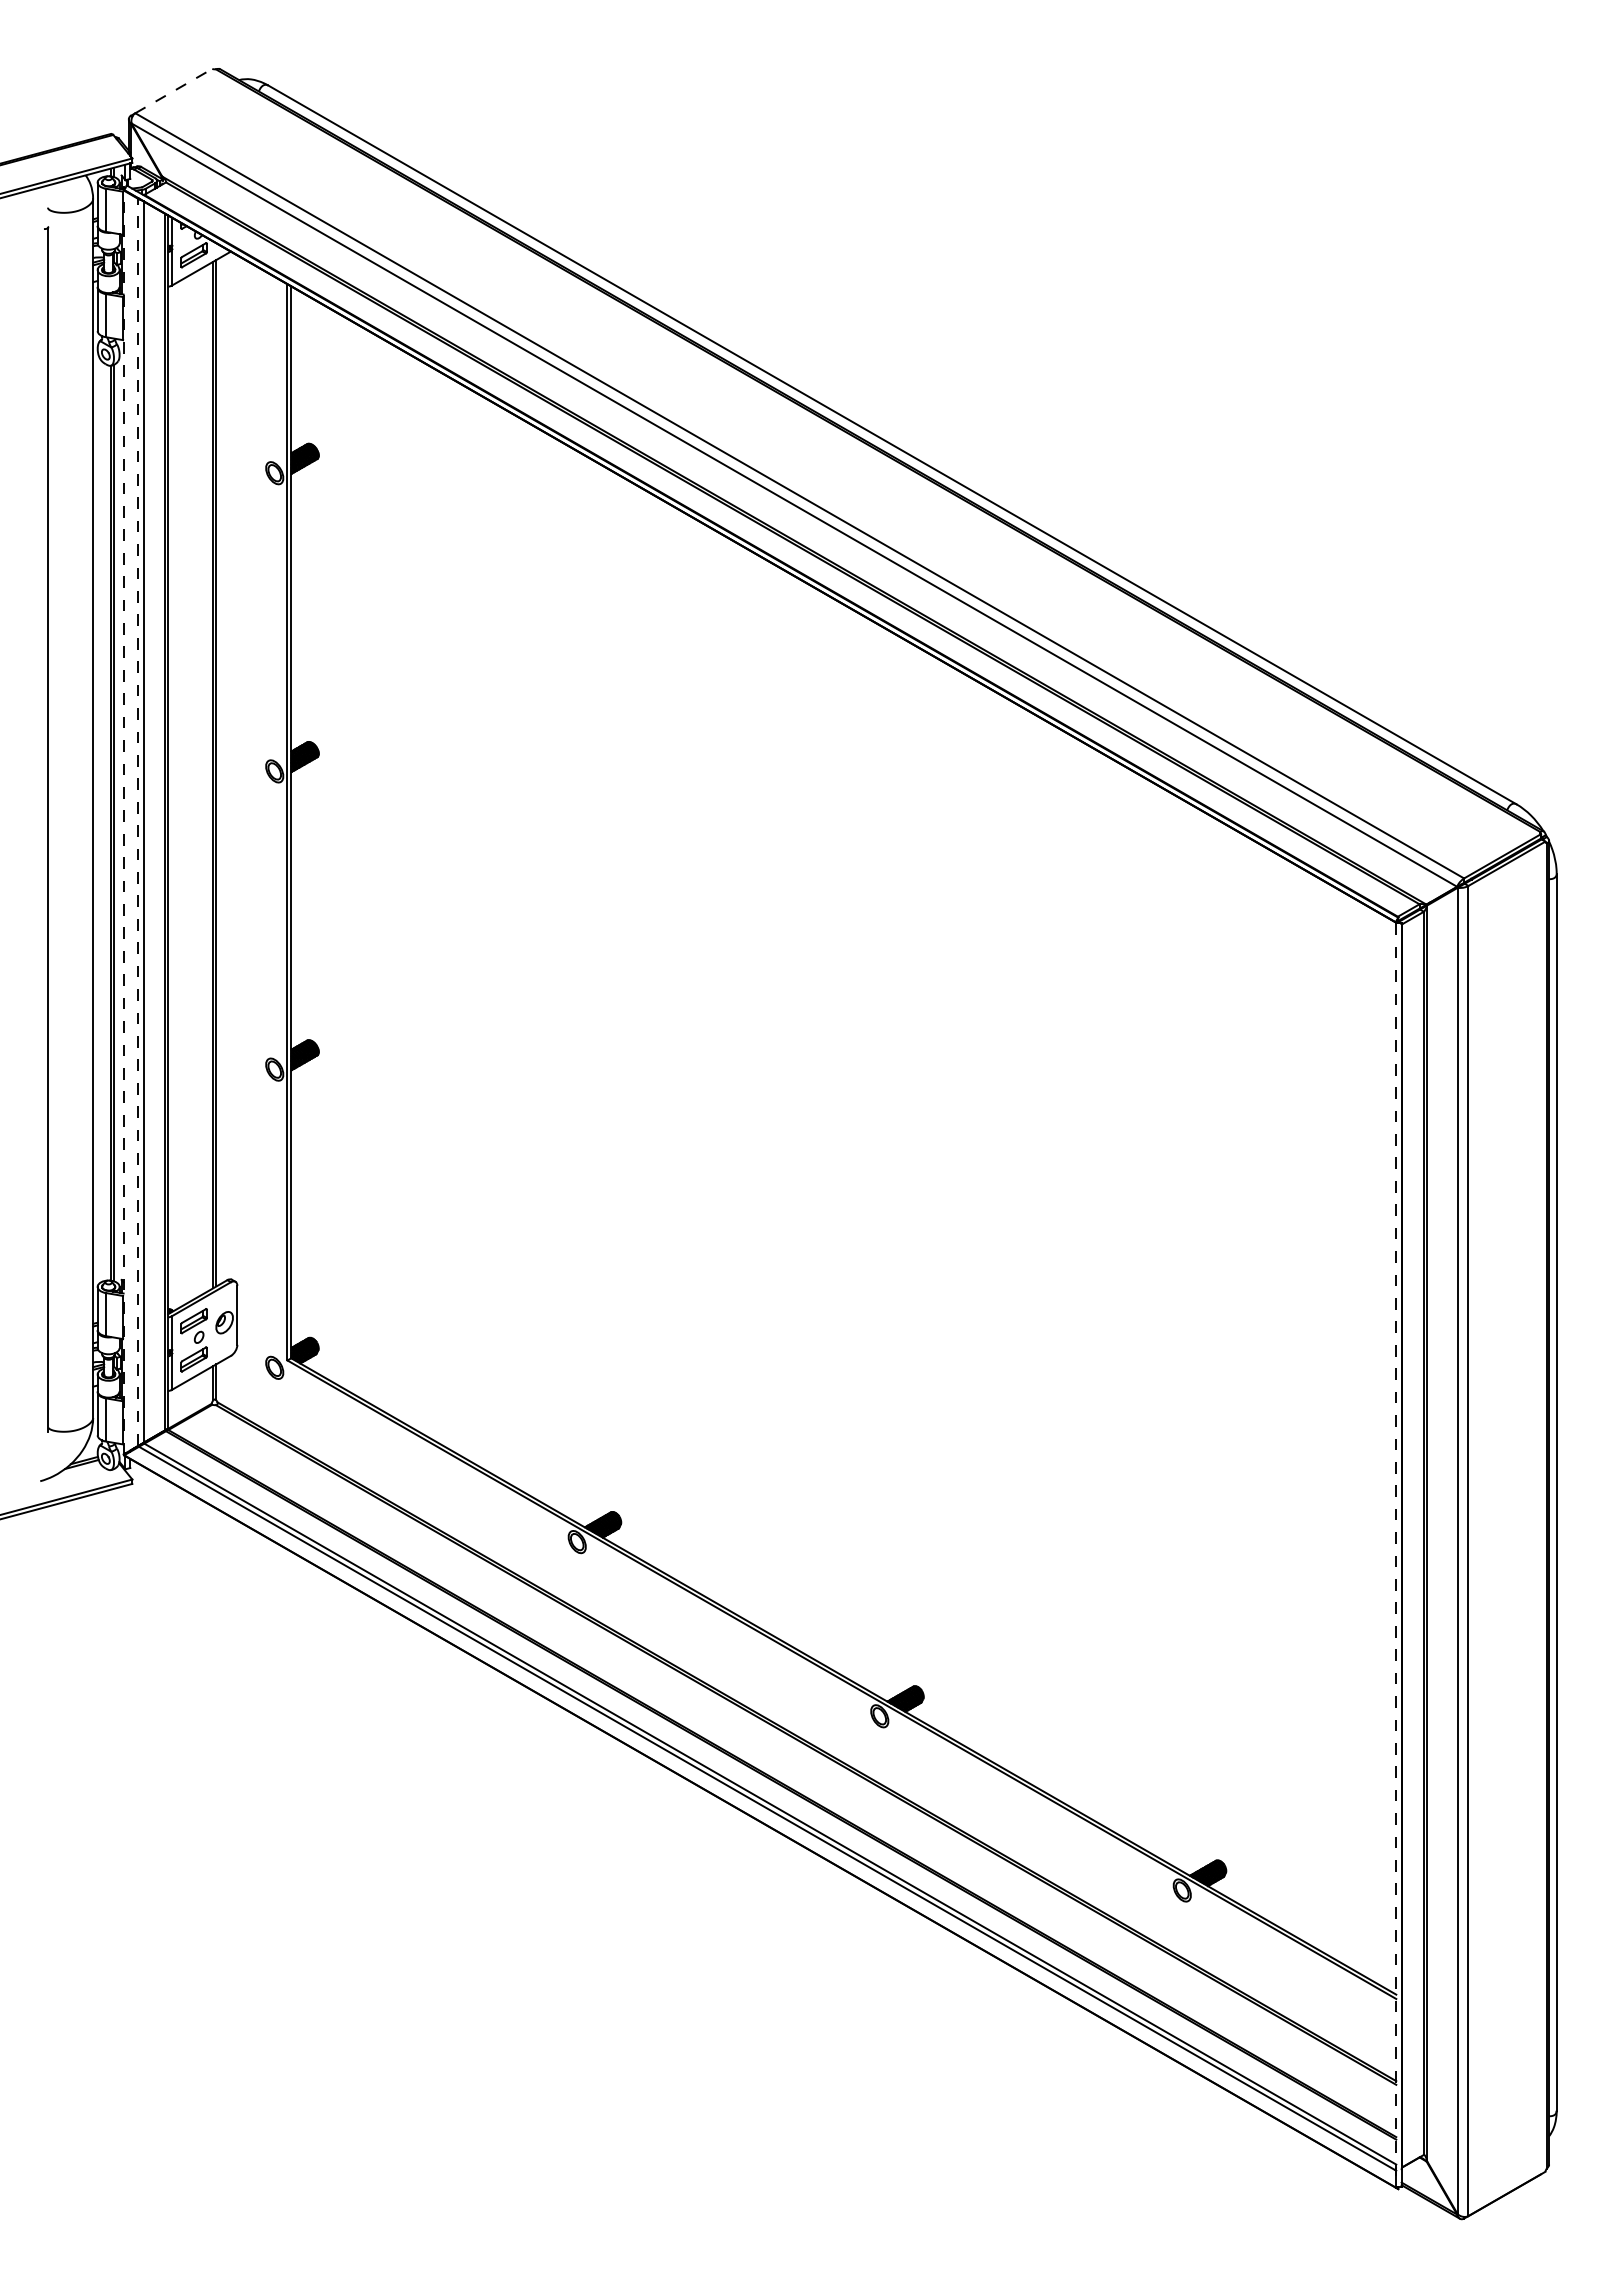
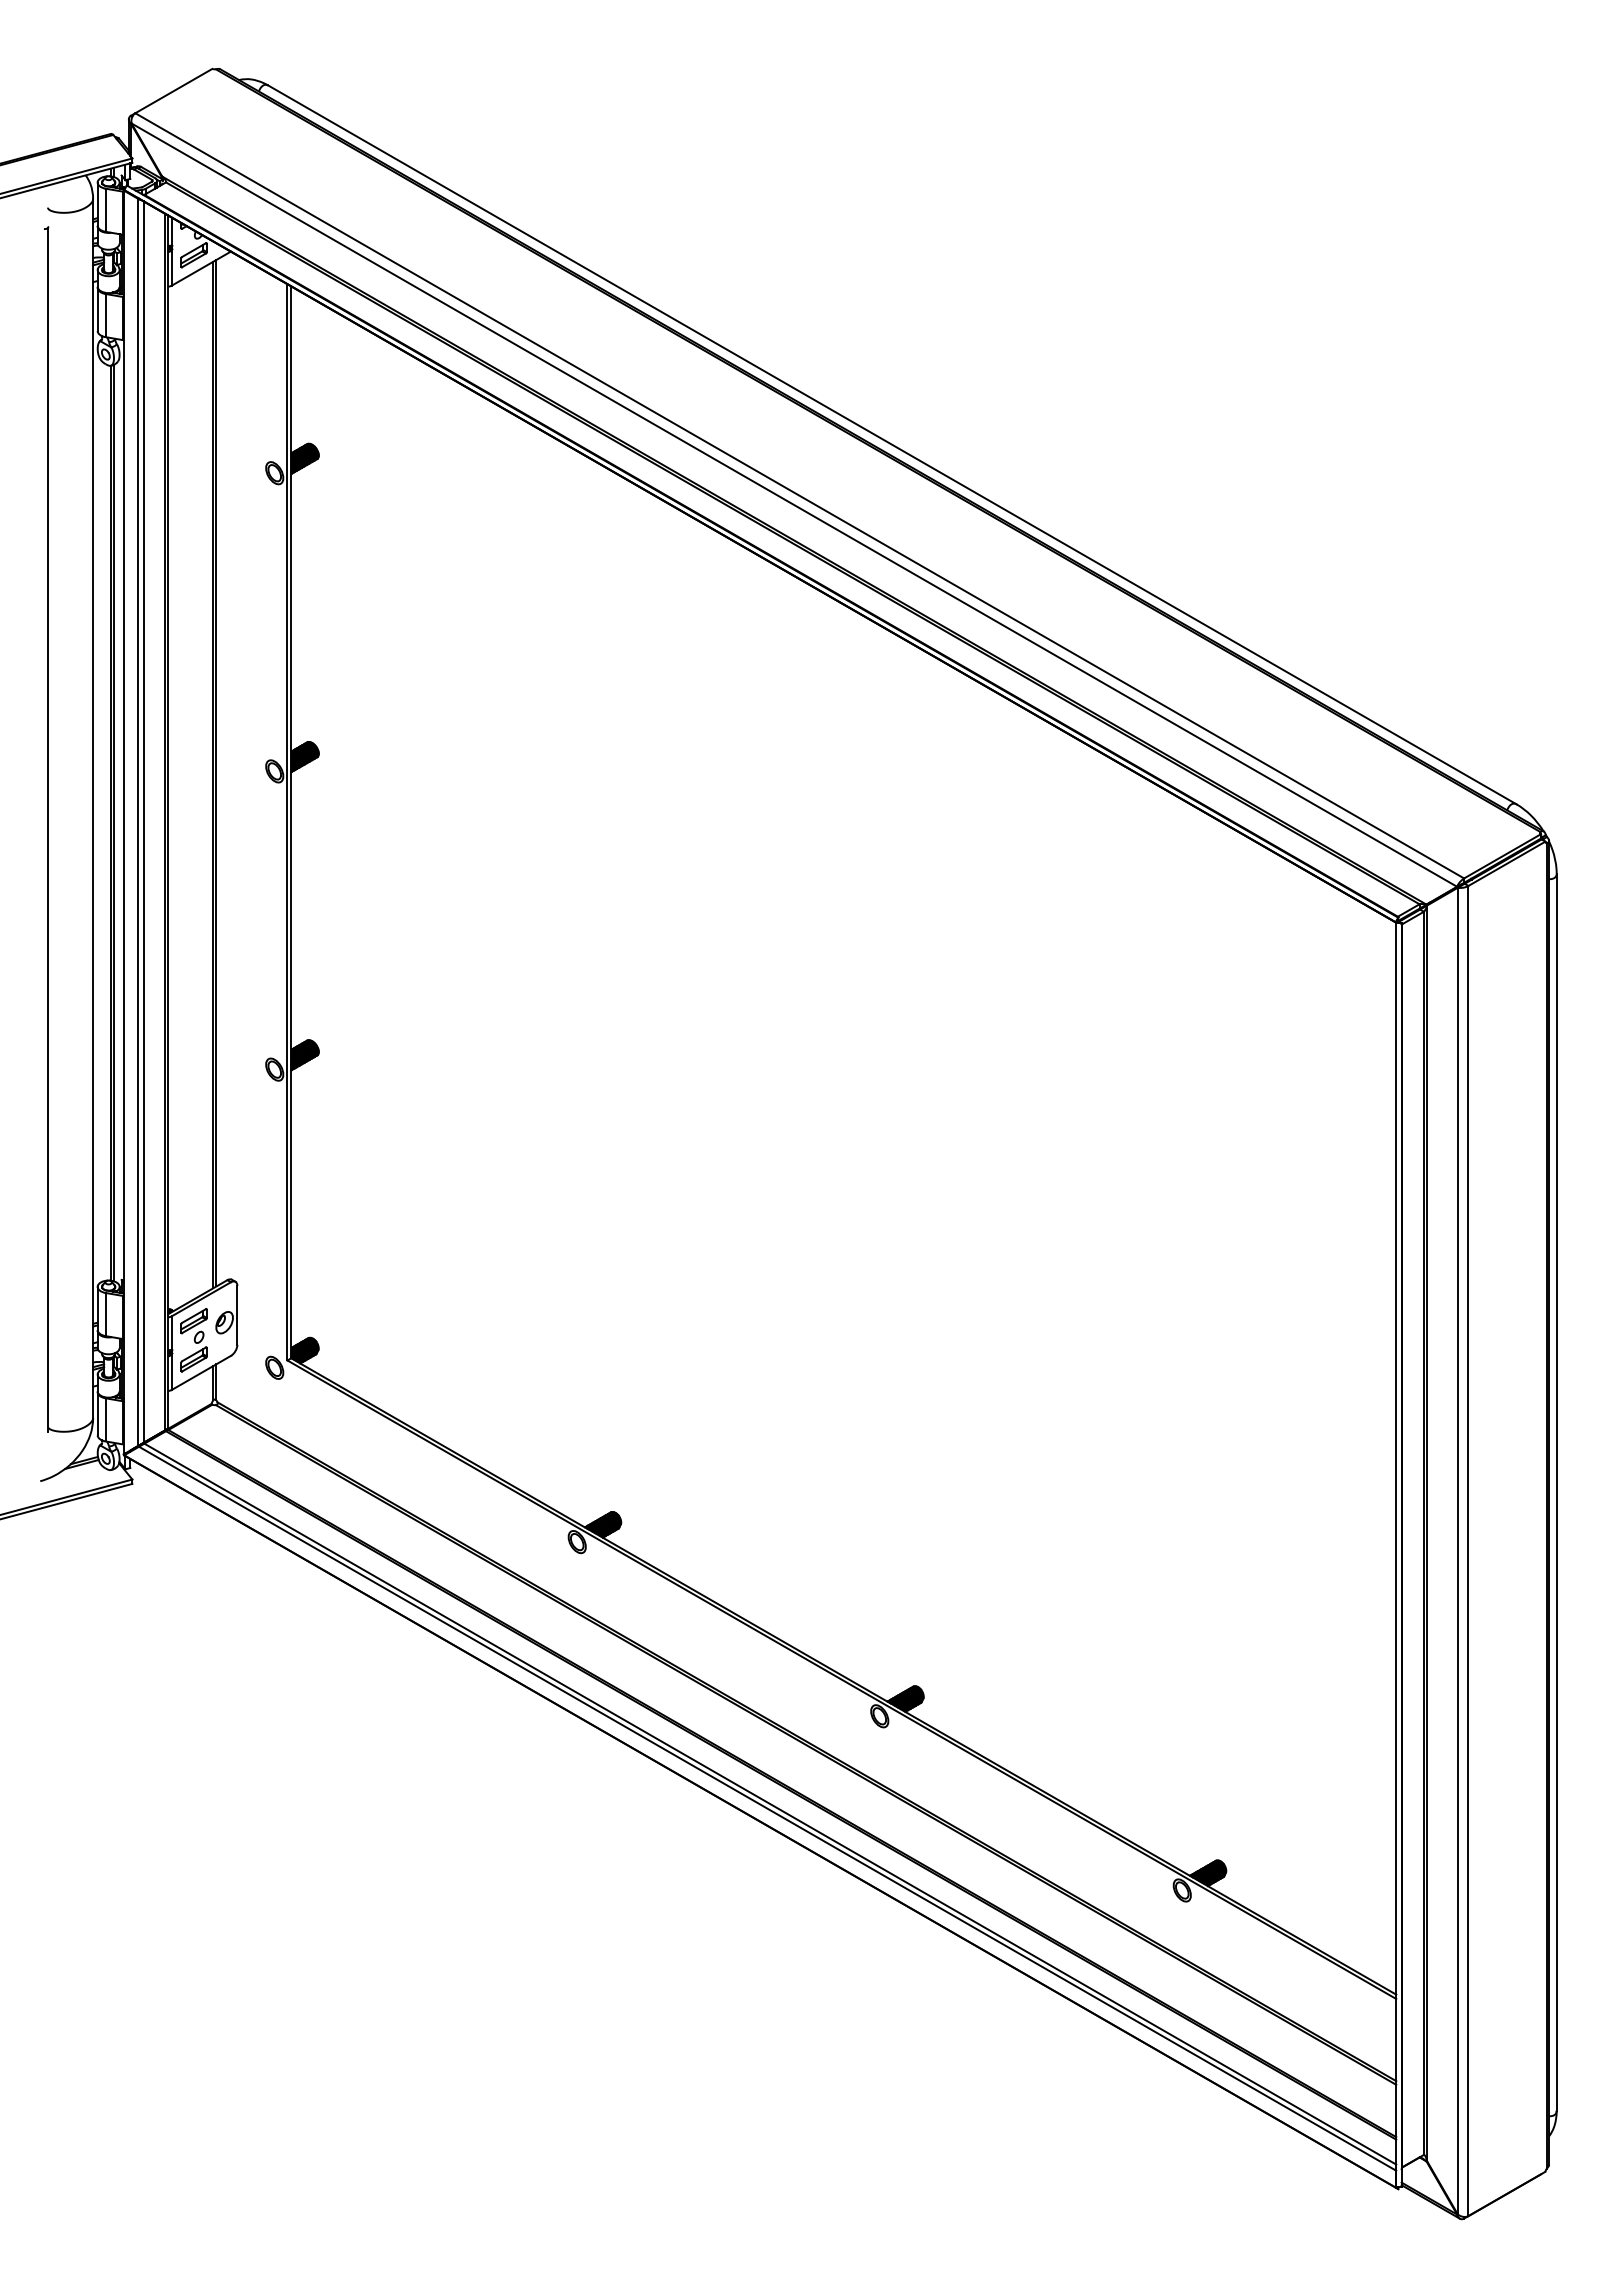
line: dashed -> solid (174, 90)
line: dashed -> solid (138, 821)
line: dashed -> solid (123, 822)
line: dashed -> solid (1396, 1555)
